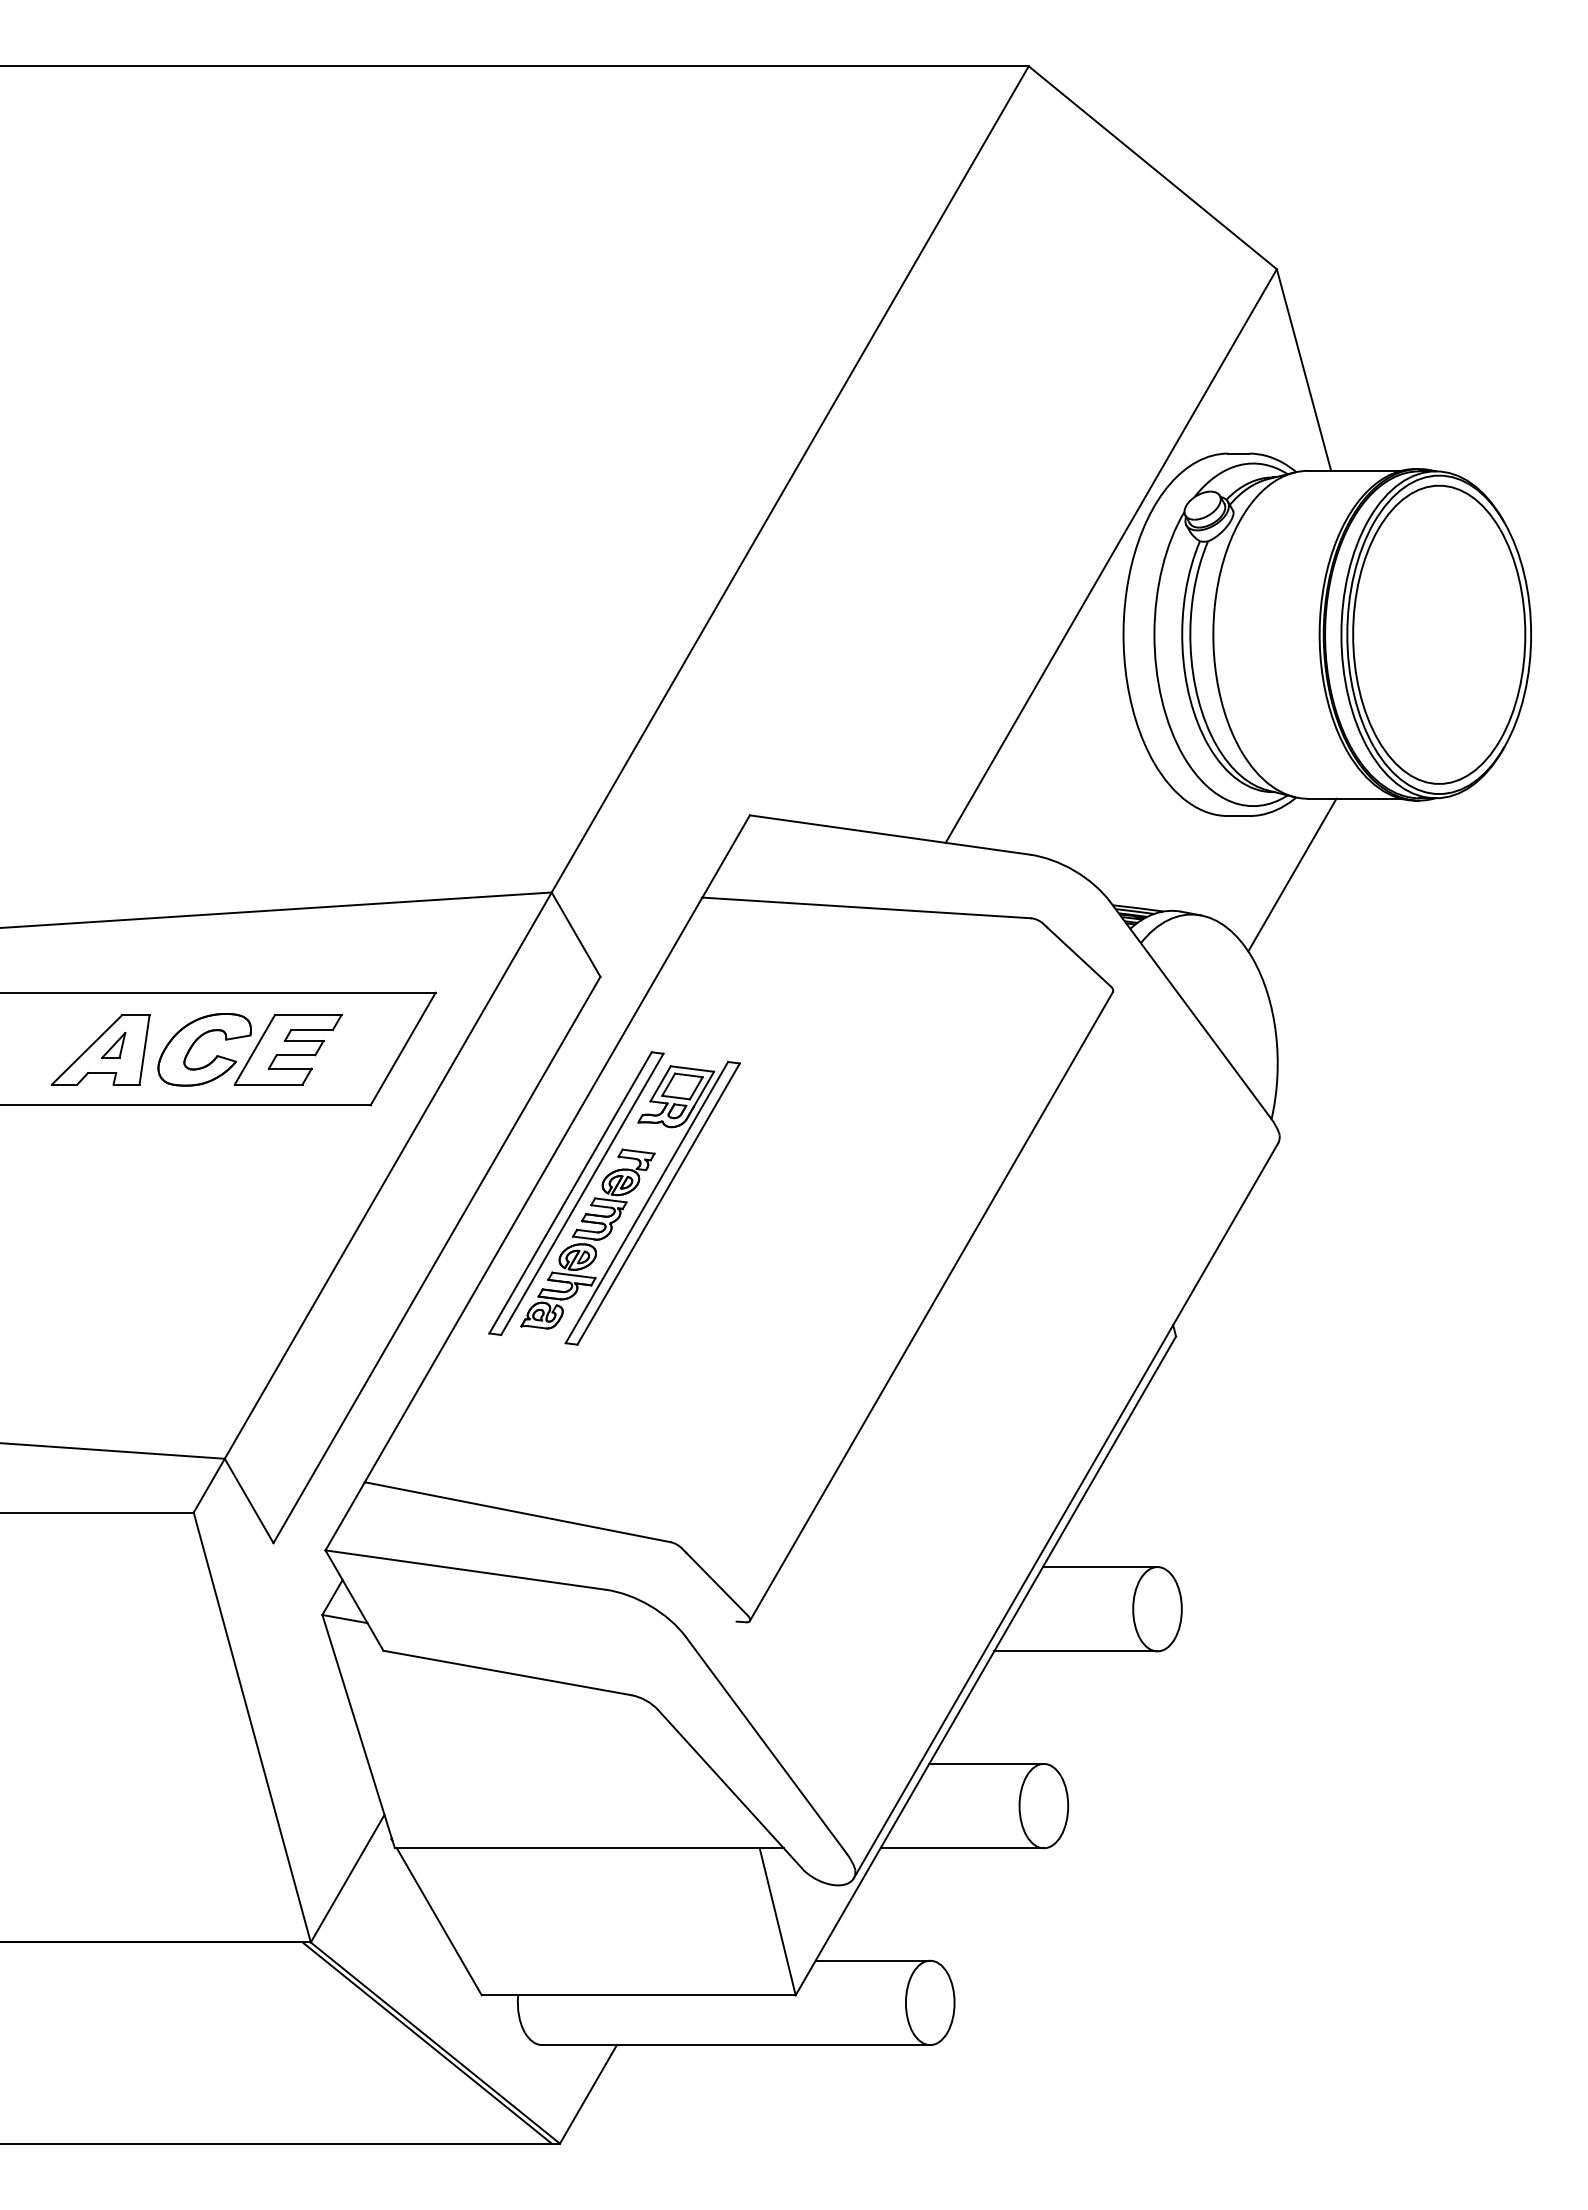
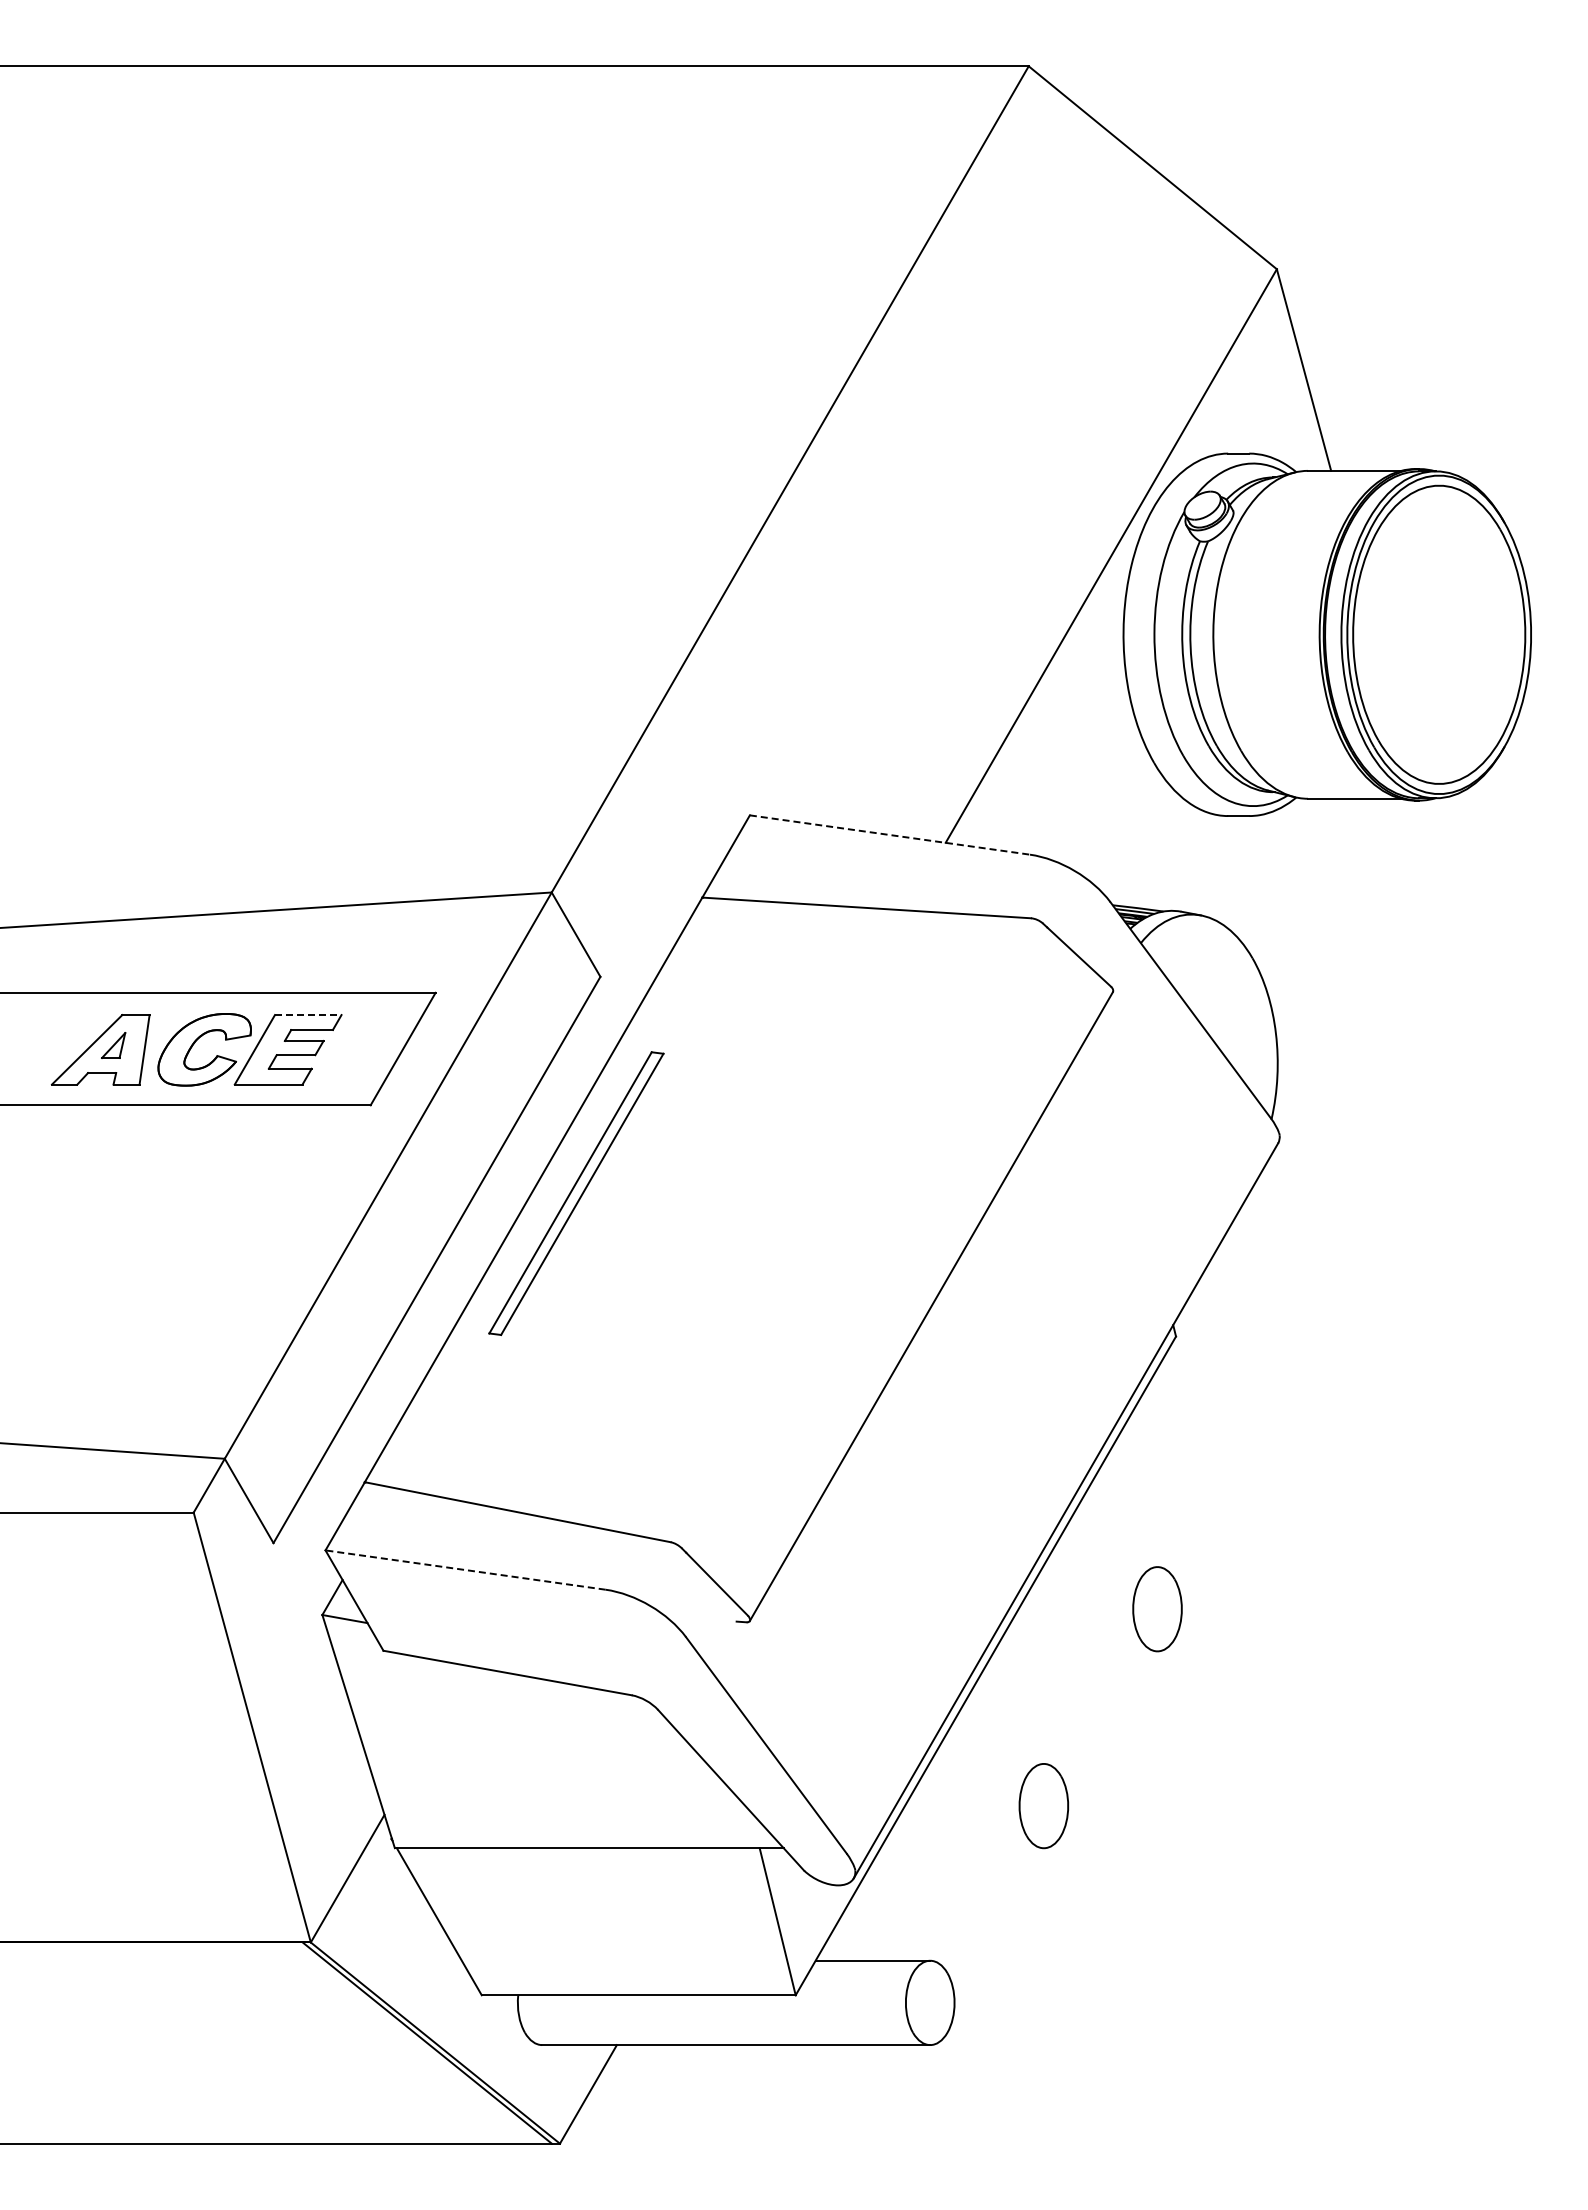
line: solid -> dashed (890, 835)
line: present -> none (1292, 874)
line: solid -> dashed (308, 1015)
part: present -> none (630, 1202)
line: present -> none (1099, 1567)
line: solid -> dashed (465, 1570)
line: present -> none (1075, 1651)
line: present -> none (986, 1763)
line: present -> none (961, 1848)
